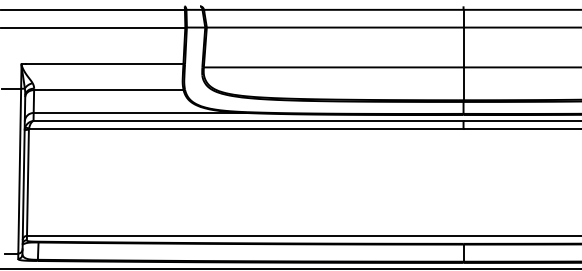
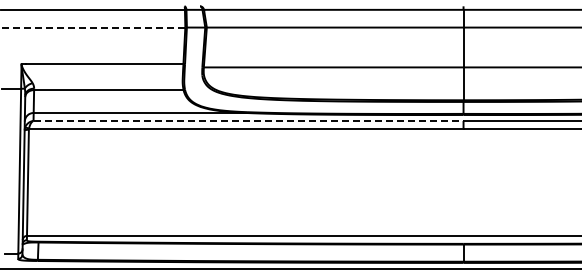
line: solid -> dashed (92, 27)
line: solid -> dashed (248, 120)
